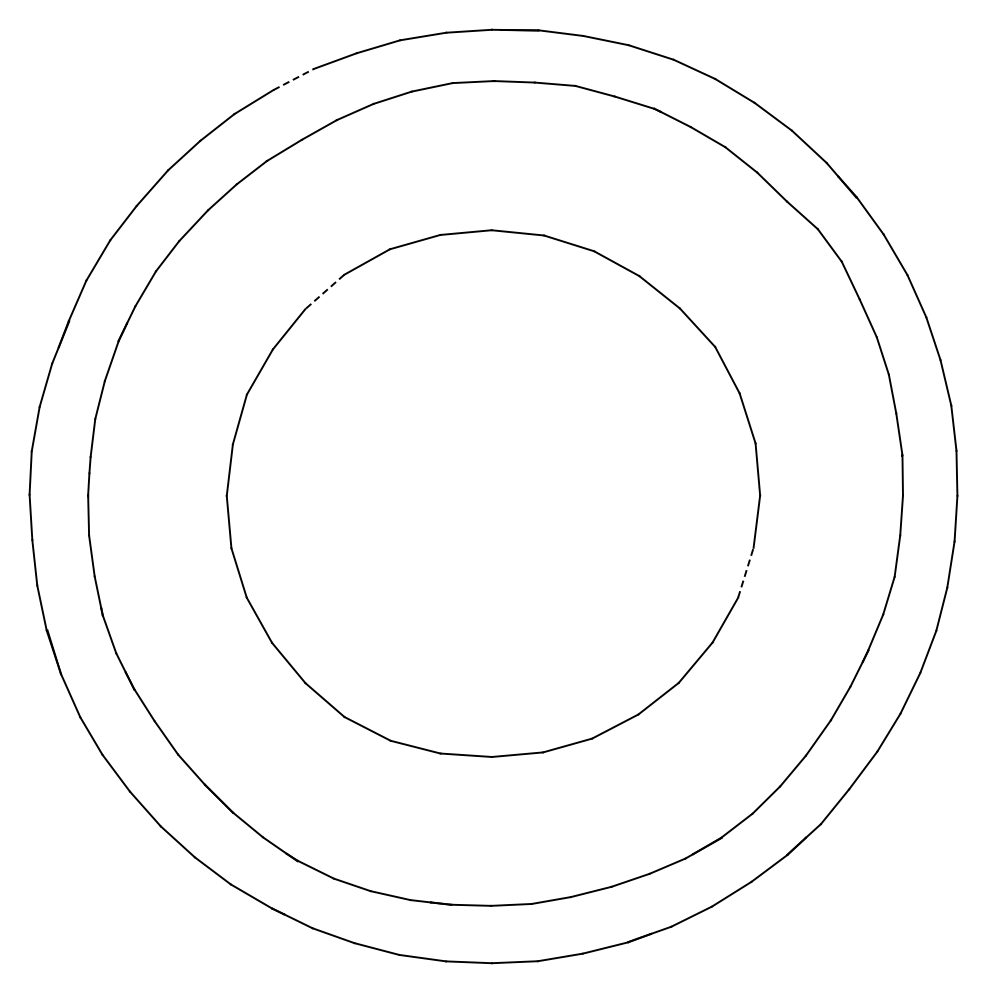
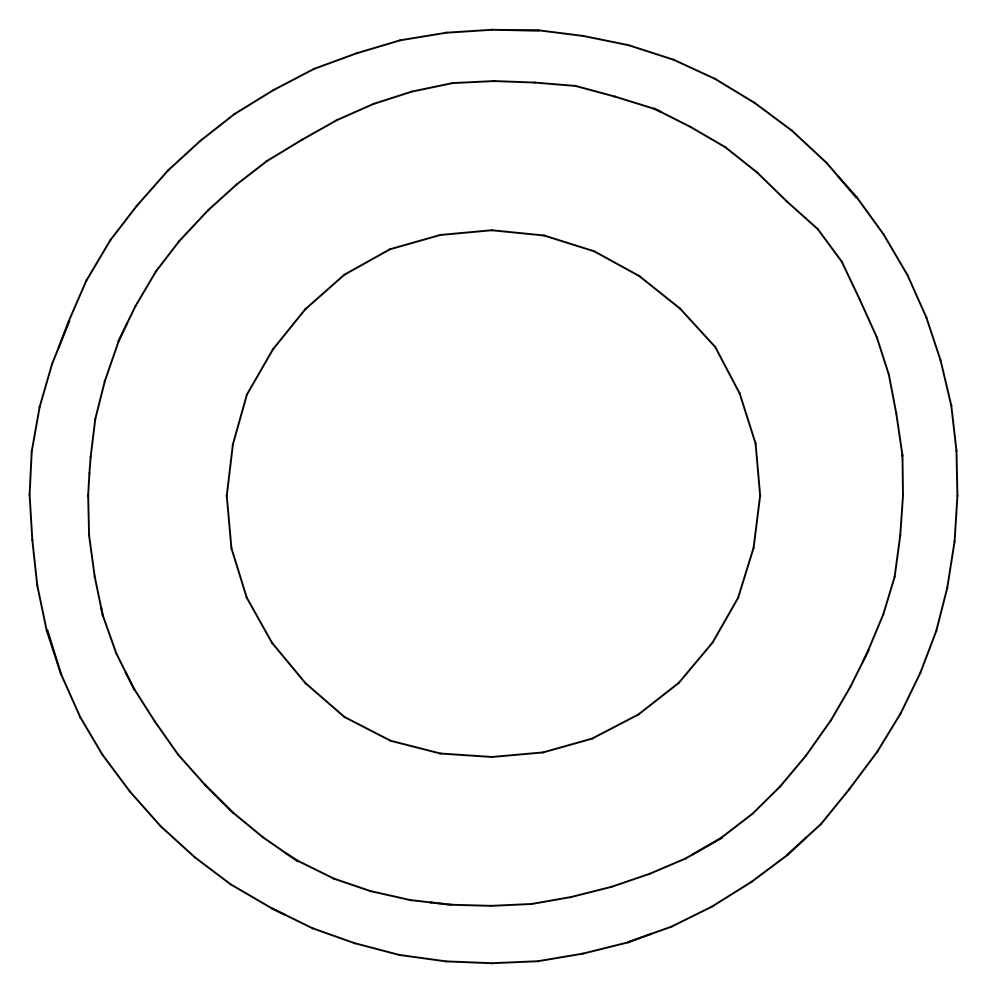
line: dashed -> solid (293, 79)
line: dashed -> solid (324, 292)
line: dashed -> solid (745, 572)
